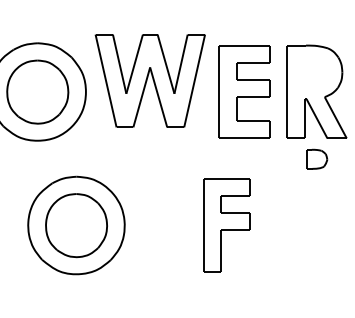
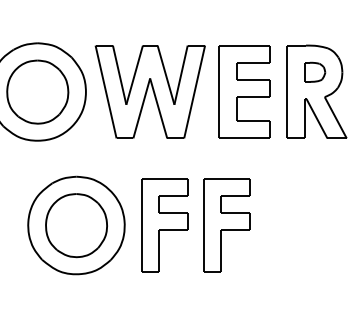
part position: (149, 80) -> (149, 91) (149, 91)
part position: (317, 158) -> (315, 71) (315, 71)
part: none -> present (164, 225)
